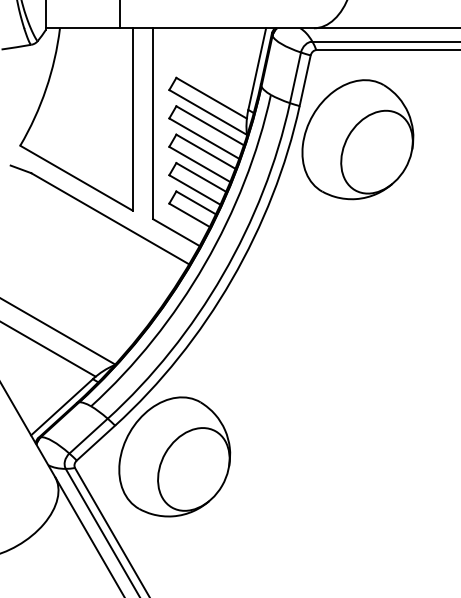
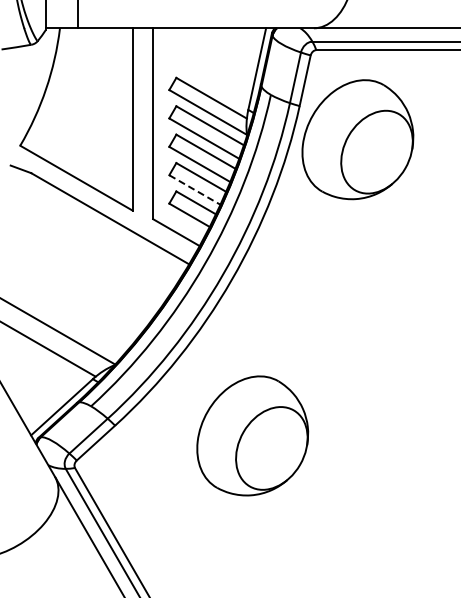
line position: (119, 15) -> (77, 15) (77, 15)
line: solid -> dashed (194, 190)
part position: (174, 456) -> (252, 435) (252, 435)
